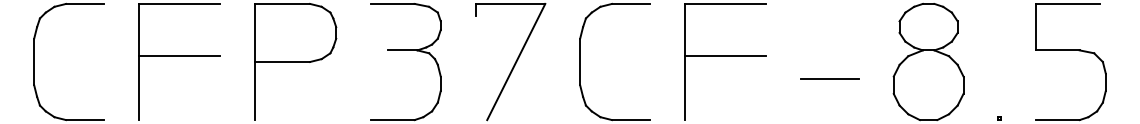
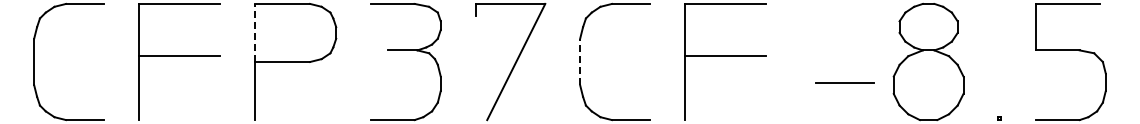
line: solid -> dashed (254, 32)
line: solid -> dashed (580, 61)
line position: (829, 78) -> (844, 82) (844, 82)
